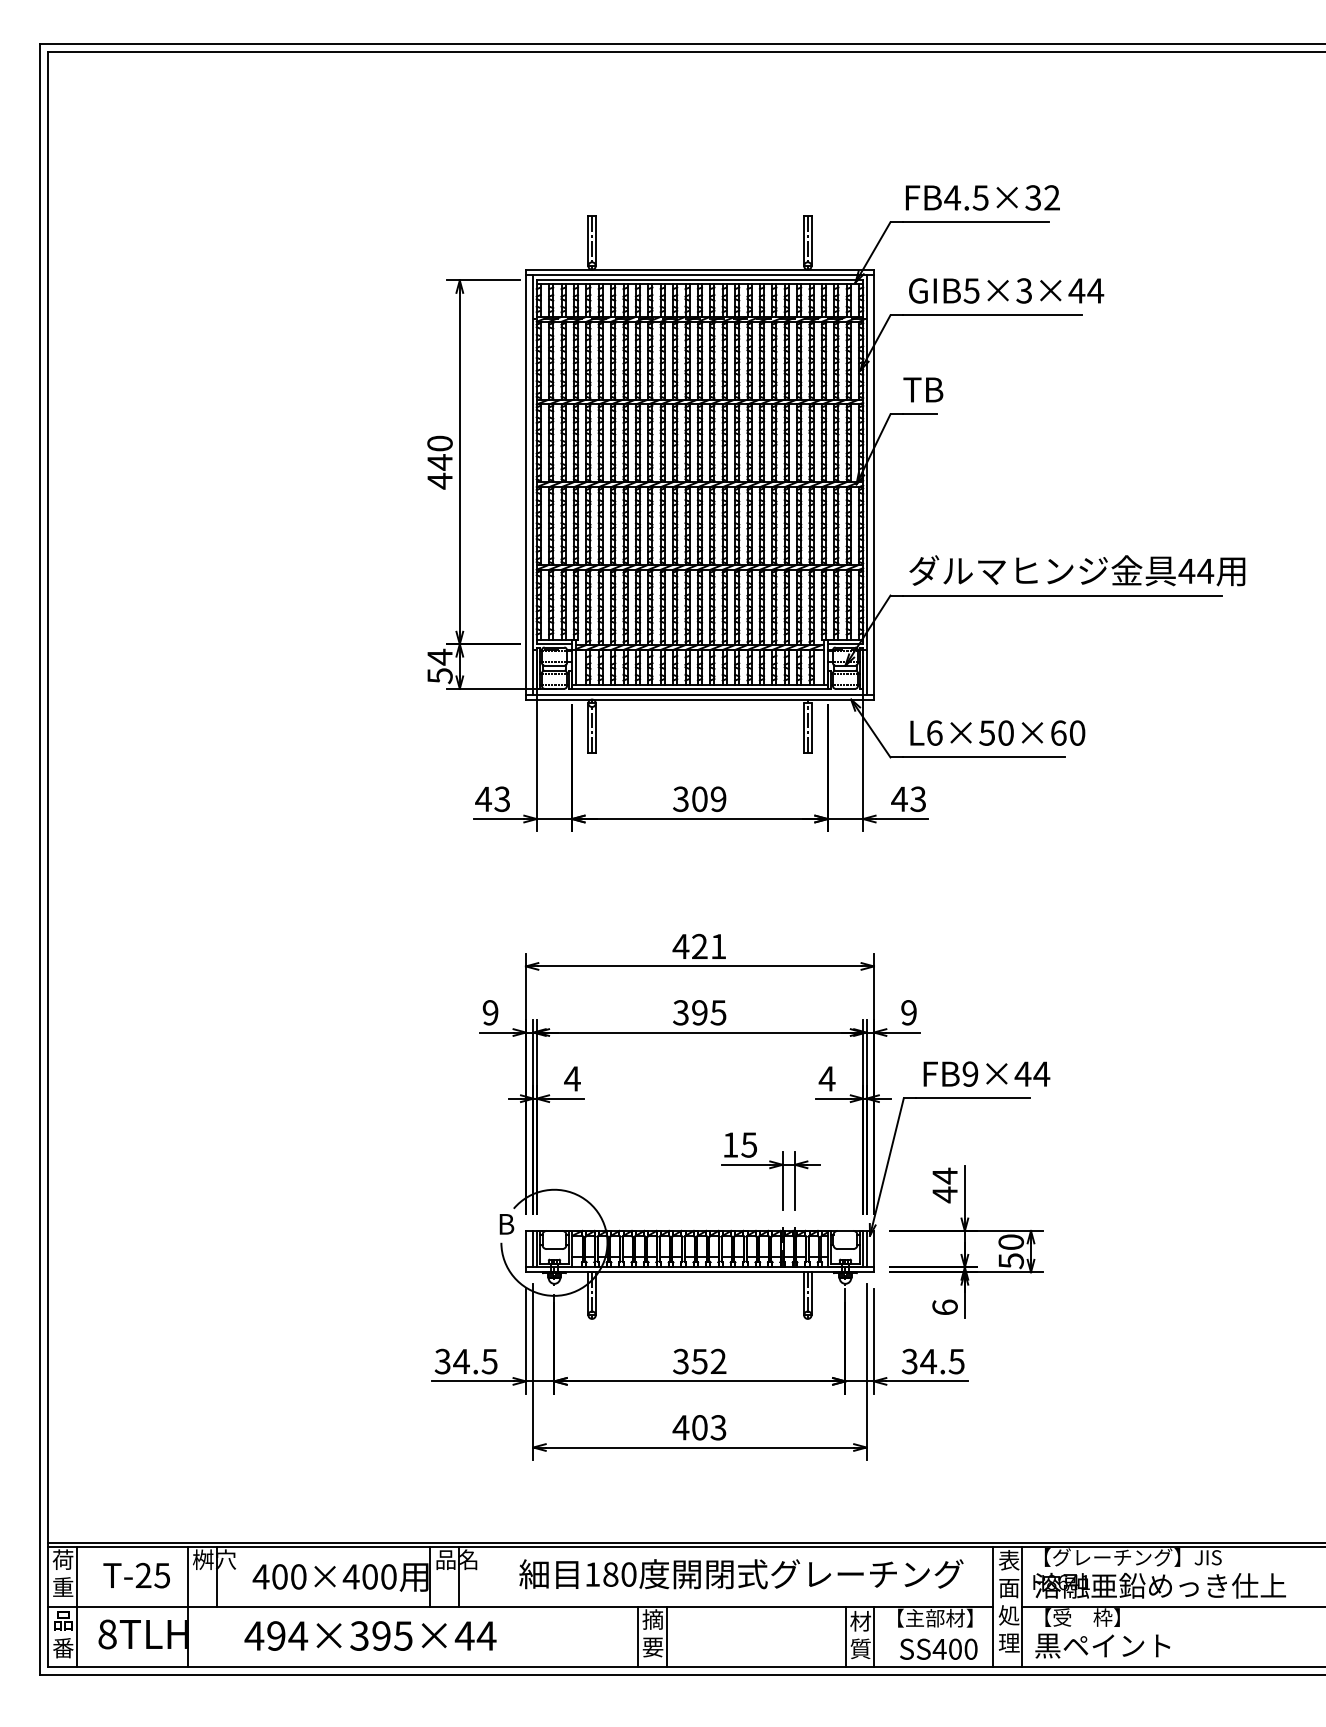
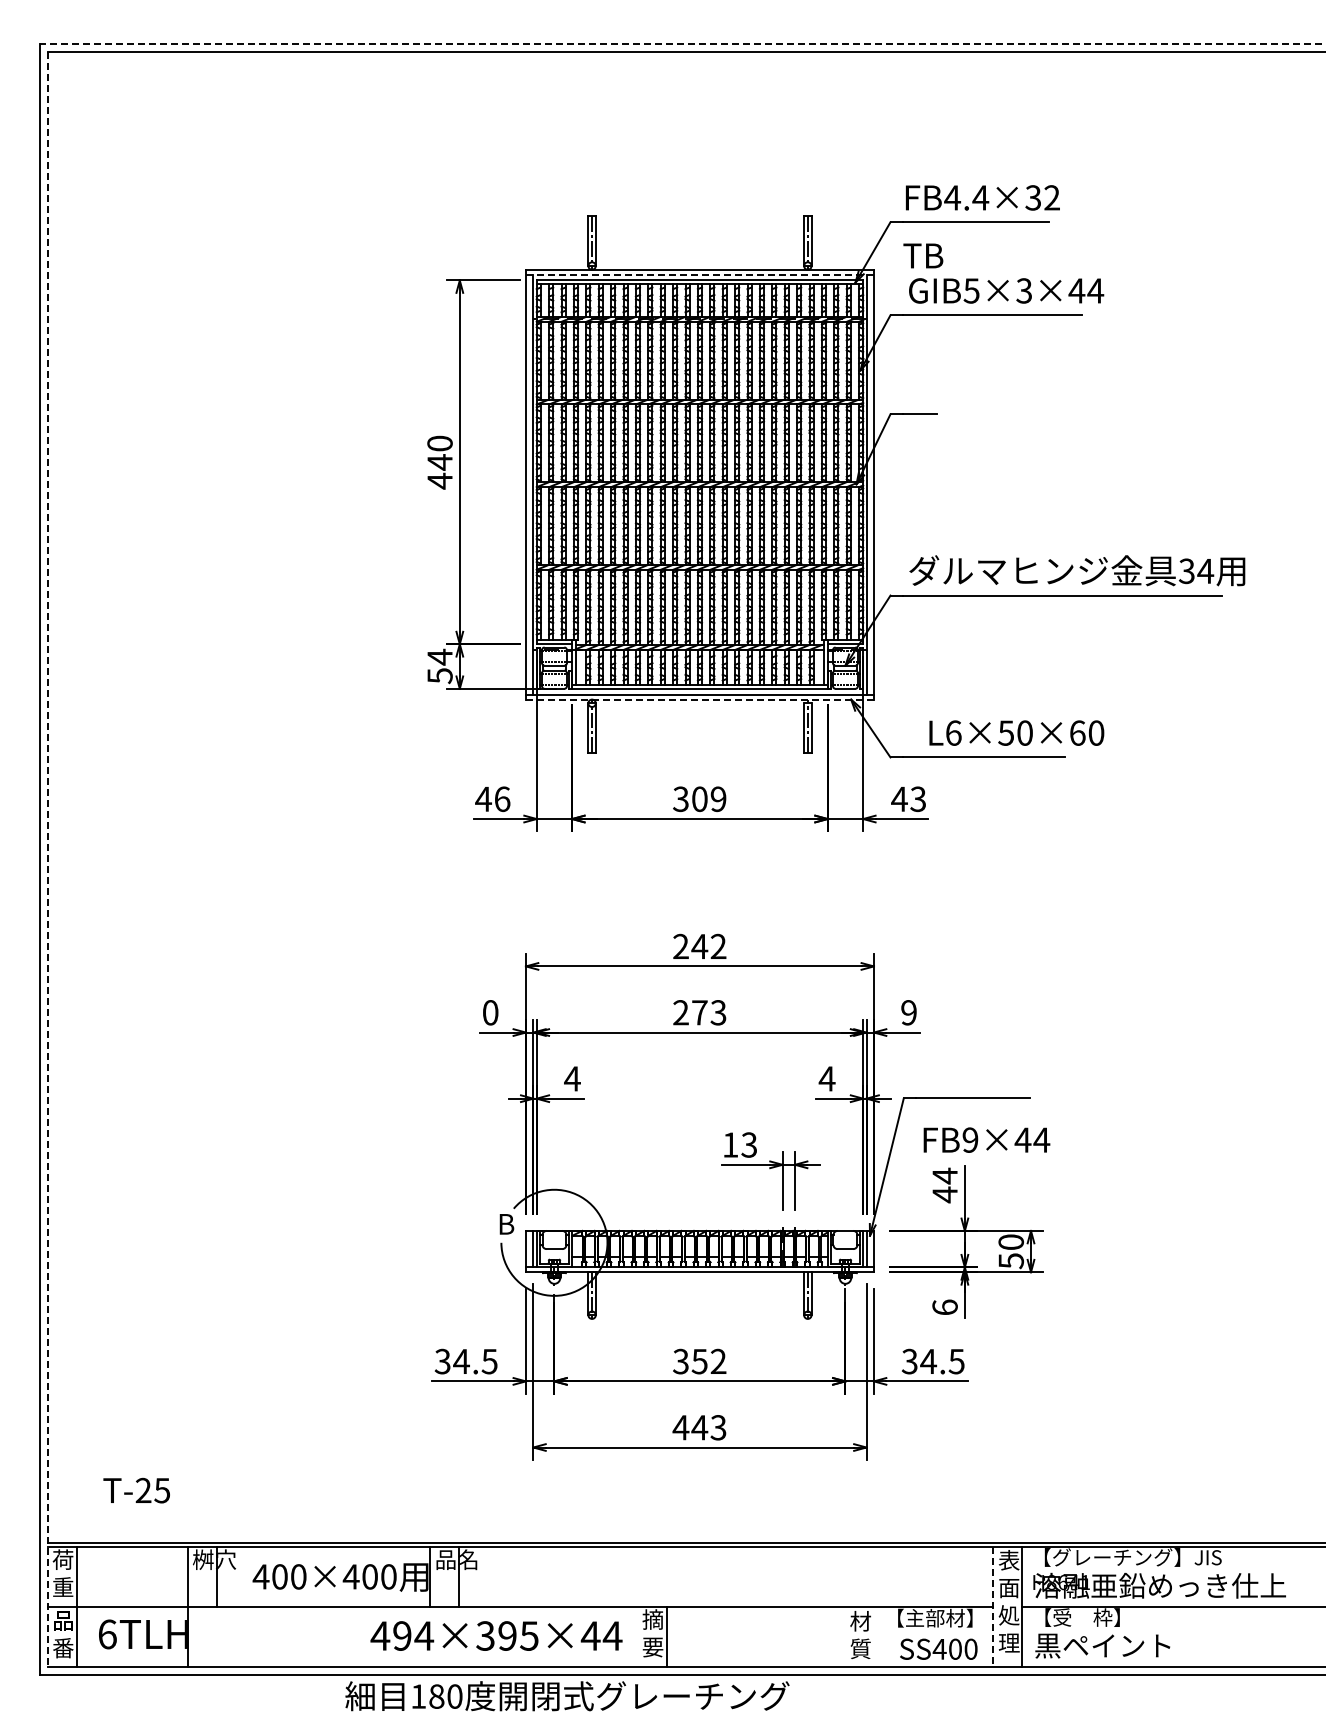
line: solid -> dashed (682, 44)
text: FB4.5×32 -> FB4.4×32 (980, 197)
line: solid -> dashed (700, 274)
text position: (923, 389) -> (923, 255) (923, 255)
text: 44 -> 34 (1186, 571)
line: solid -> dashed (700, 699)
text position: (997, 732) -> (1016, 732) (1016, 732)
text: 43 -> 46 (502, 799)
line: solid -> dashed (47, 859)
text: 421 -> 242 (699, 945)
text: 9 -> 0 (490, 1012)
text: 395 -> 273 (699, 1012)
text position: (986, 1073) -> (986, 1139) (986, 1139)
text: 15 -> 13 (749, 1144)
text: 403 -> 443 (699, 1427)
text position: (741, 1574) -> (567, 1696) (567, 1696)
text position: (136, 1575) -> (136, 1490) (136, 1490)
line: solid -> dashed (993, 1607)
text: 8TLH -> 6TLH (107, 1634)
text position: (370, 1635) -> (496, 1635) (496, 1635)
line: present -> none (637, 1636)
line: present -> none (845, 1636)
line: present -> none (874, 1636)
